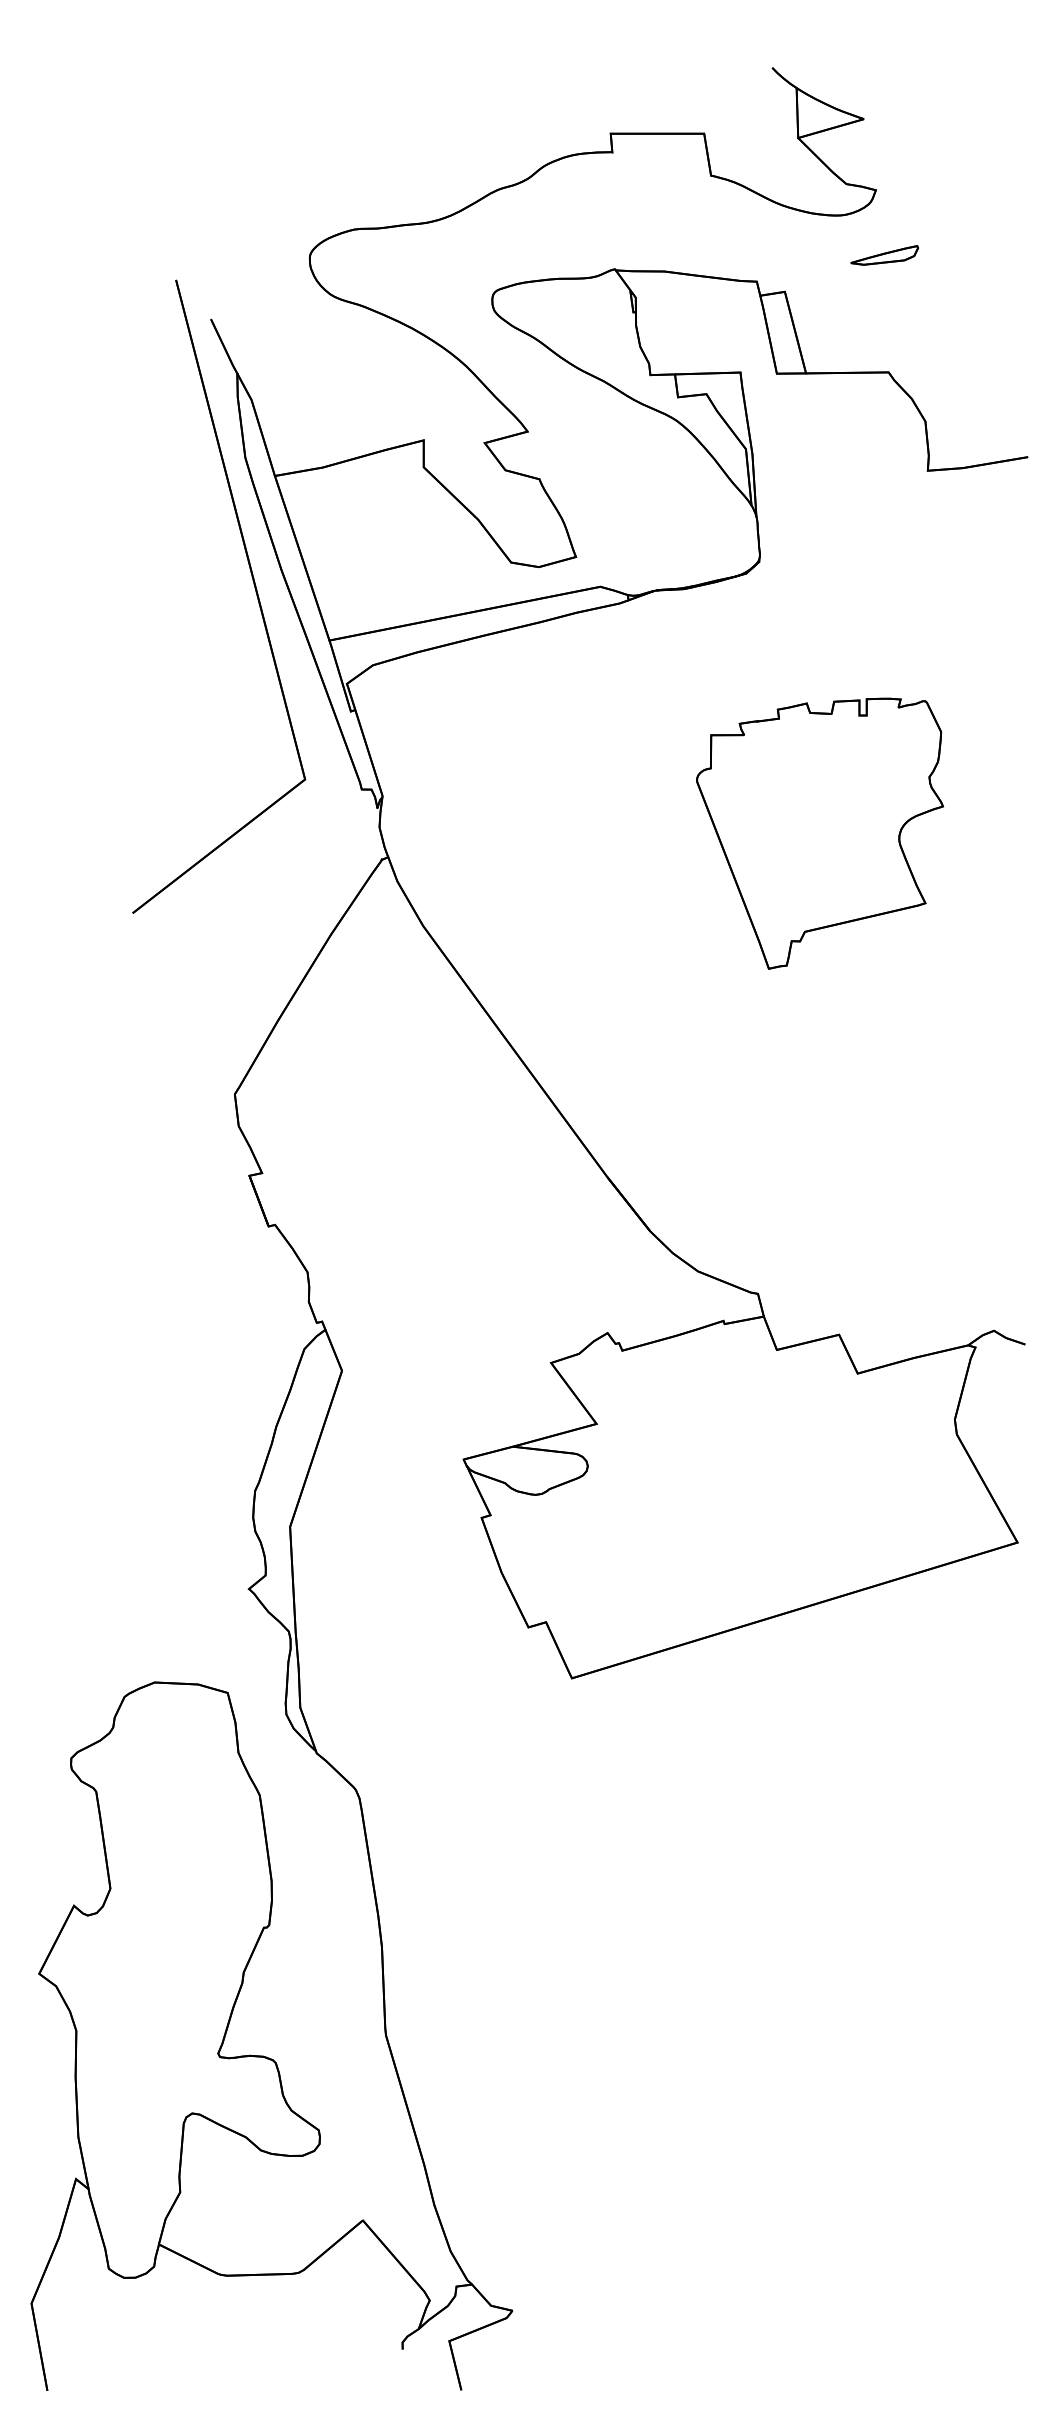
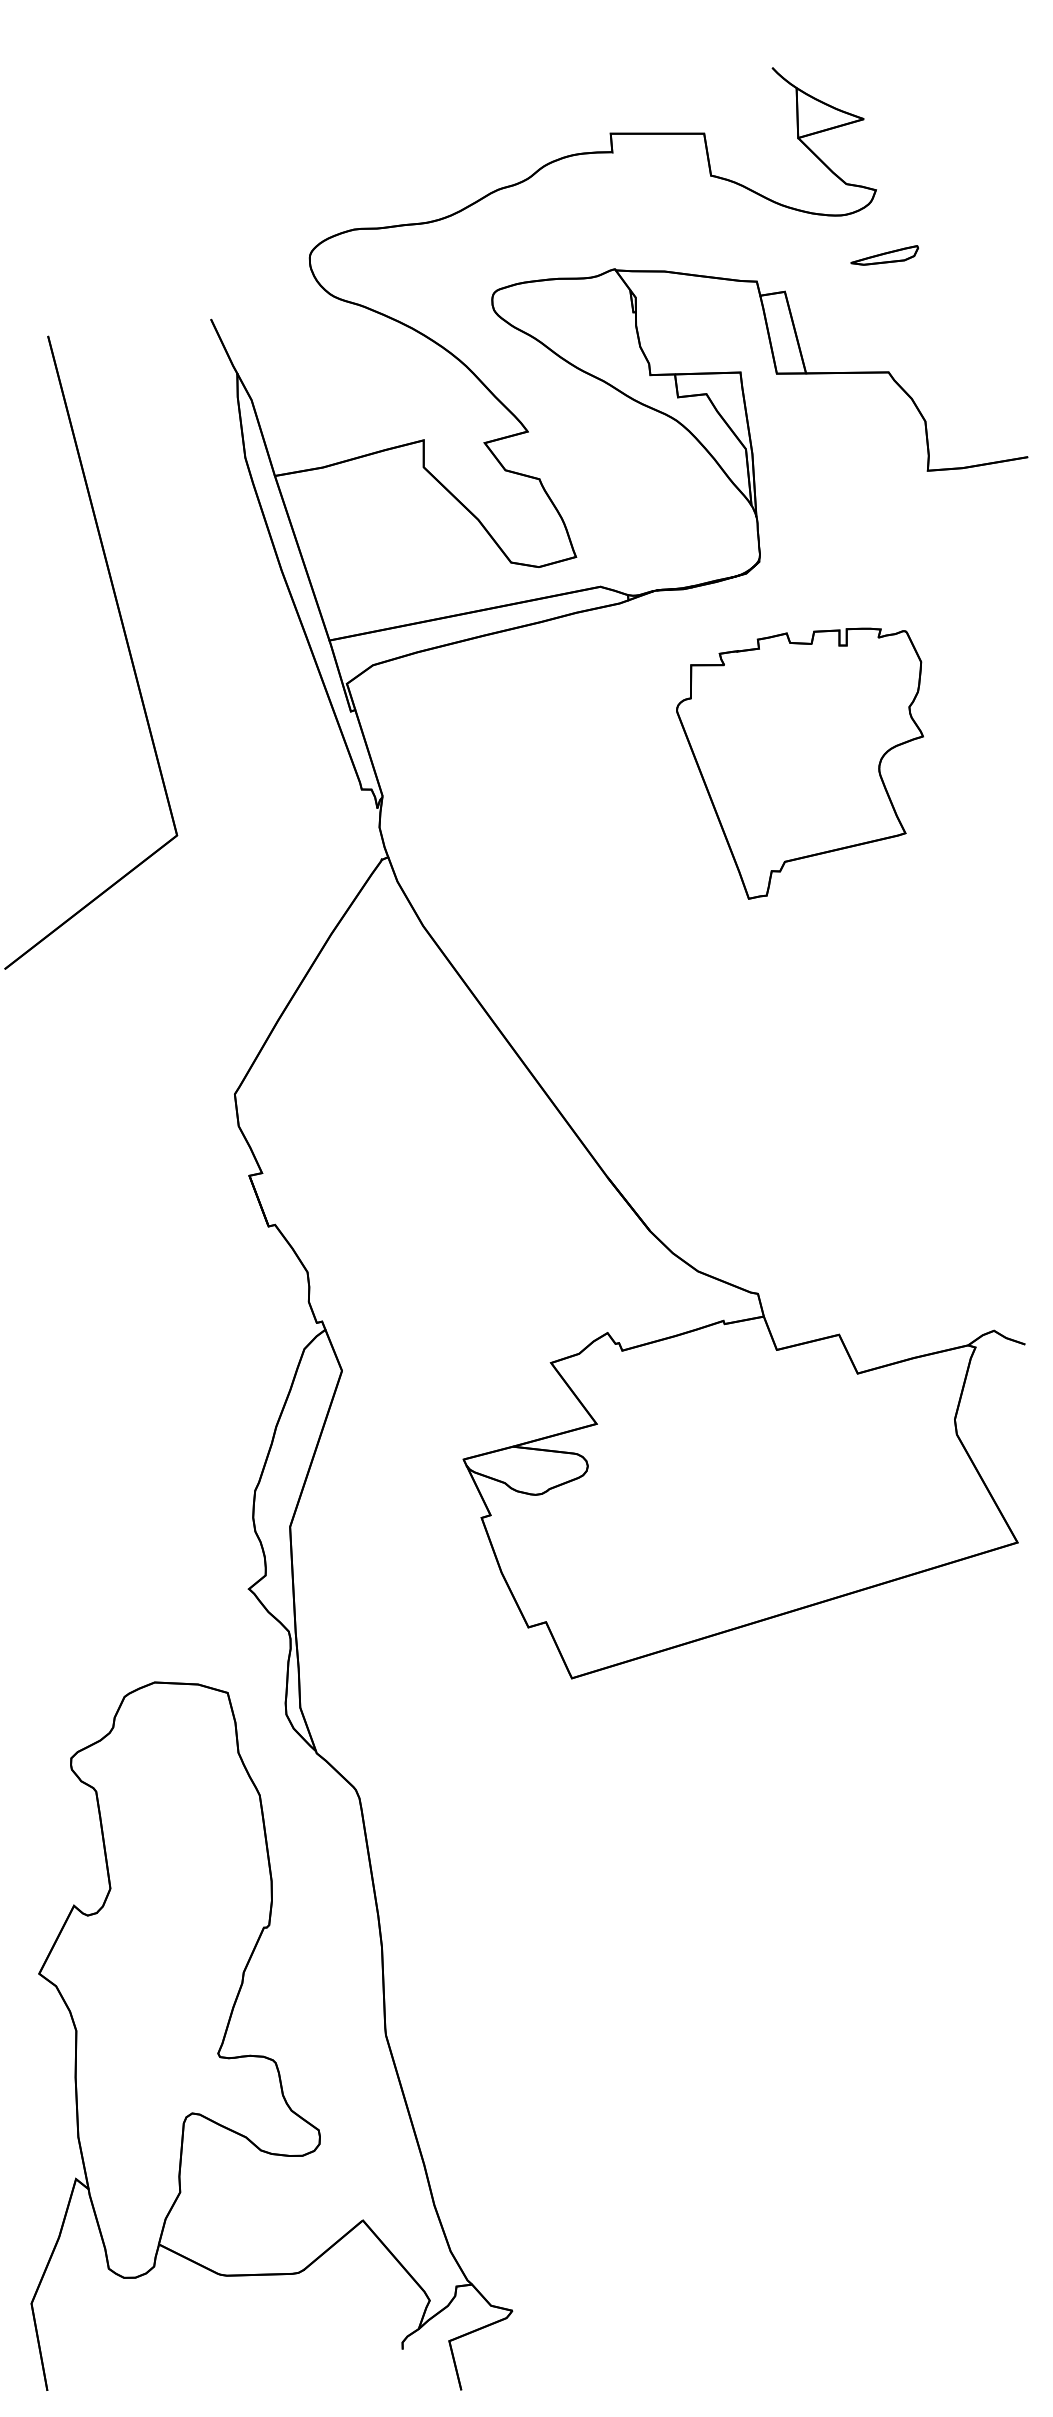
part position: (254, 588) -> (126, 644) (126, 644)
part position: (819, 833) -> (799, 763) (799, 763)
